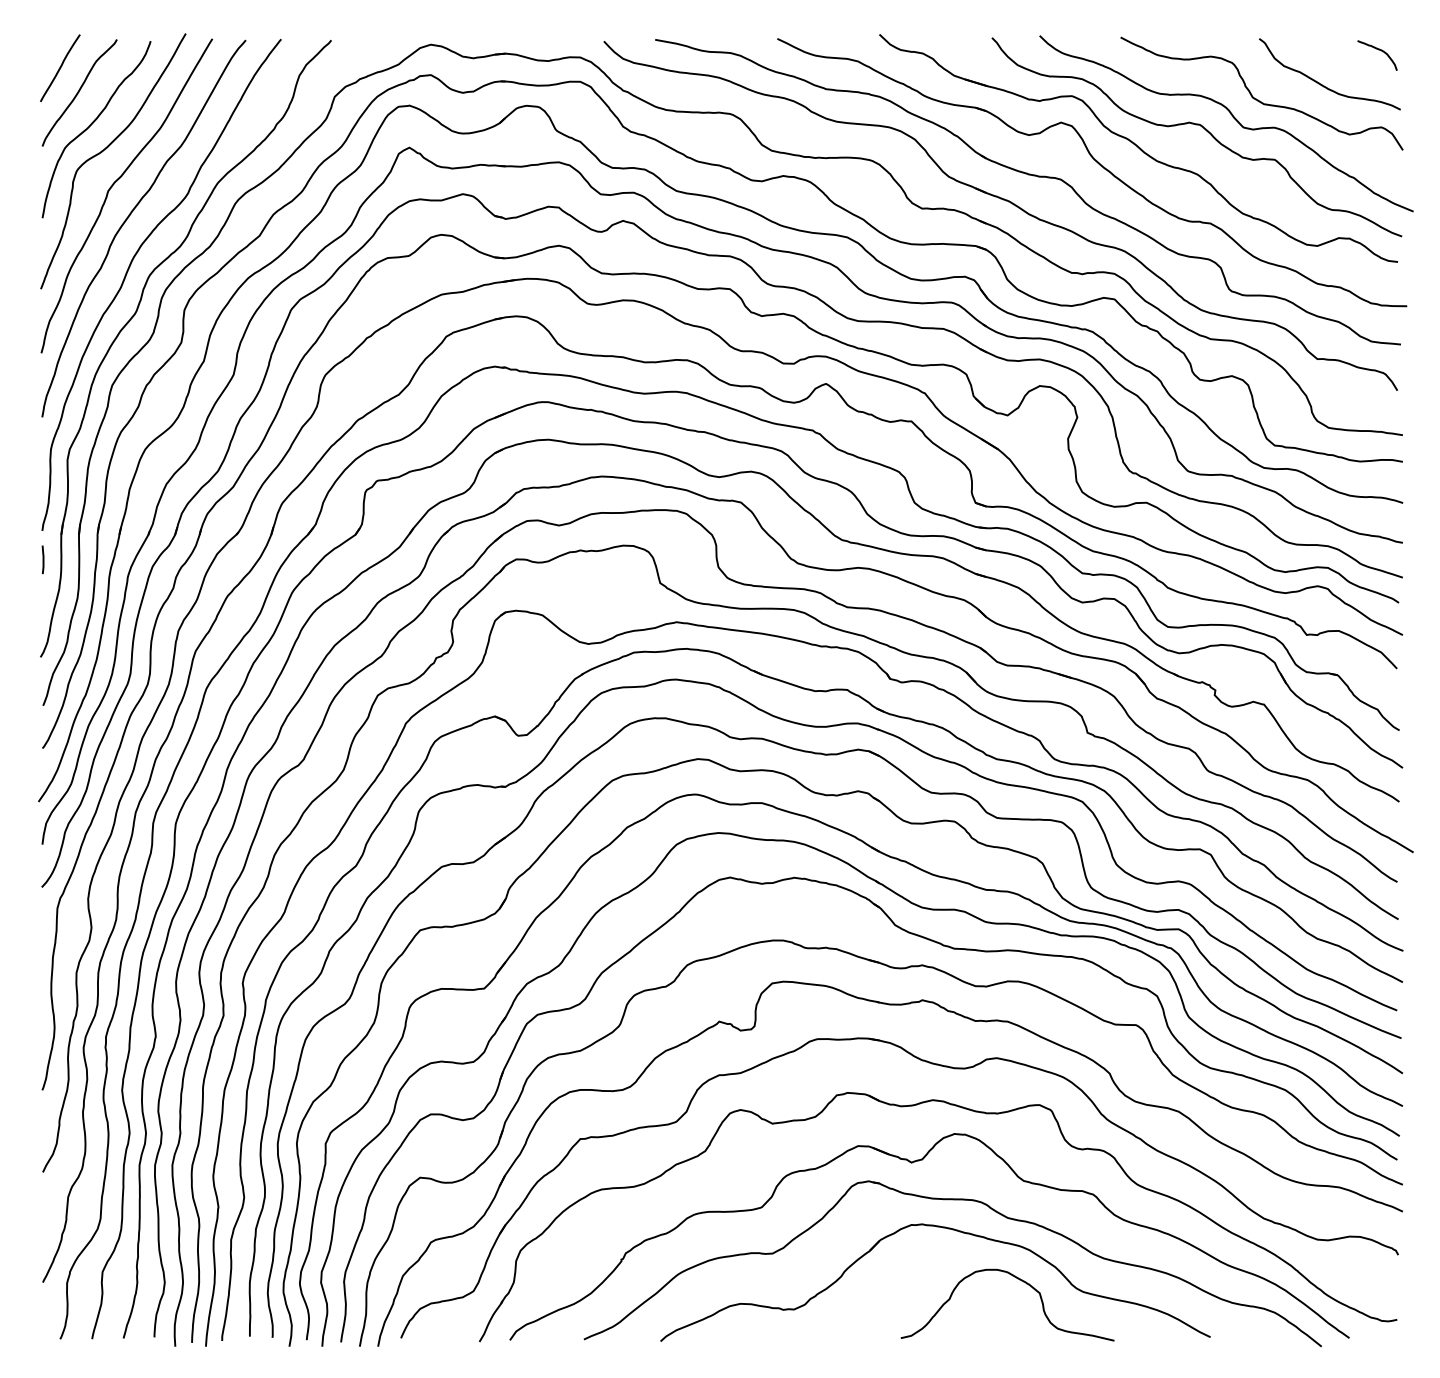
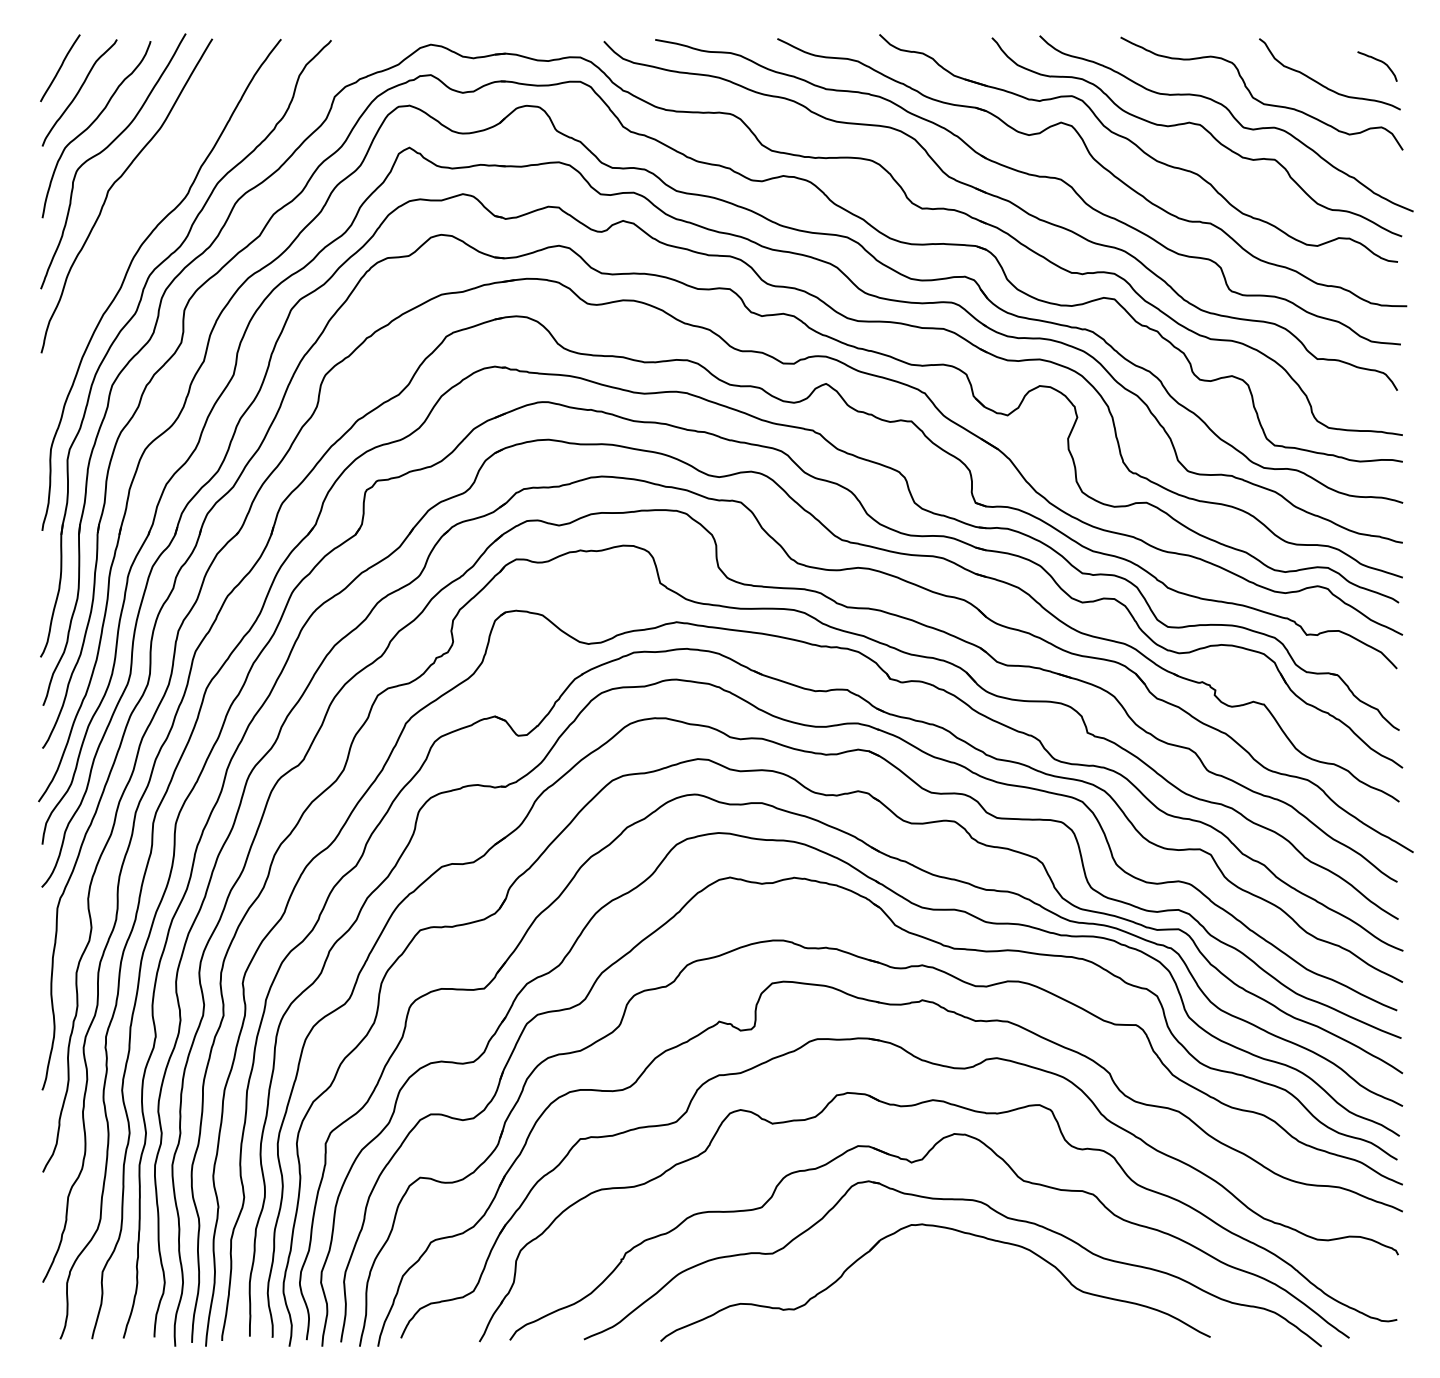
curve position: (1378, 50) -> (1378, 61) (1378, 61)
curve: present -> none (129, 217)
line: present -> none (42, 559)
curve: present -> none (1019, 1280)
